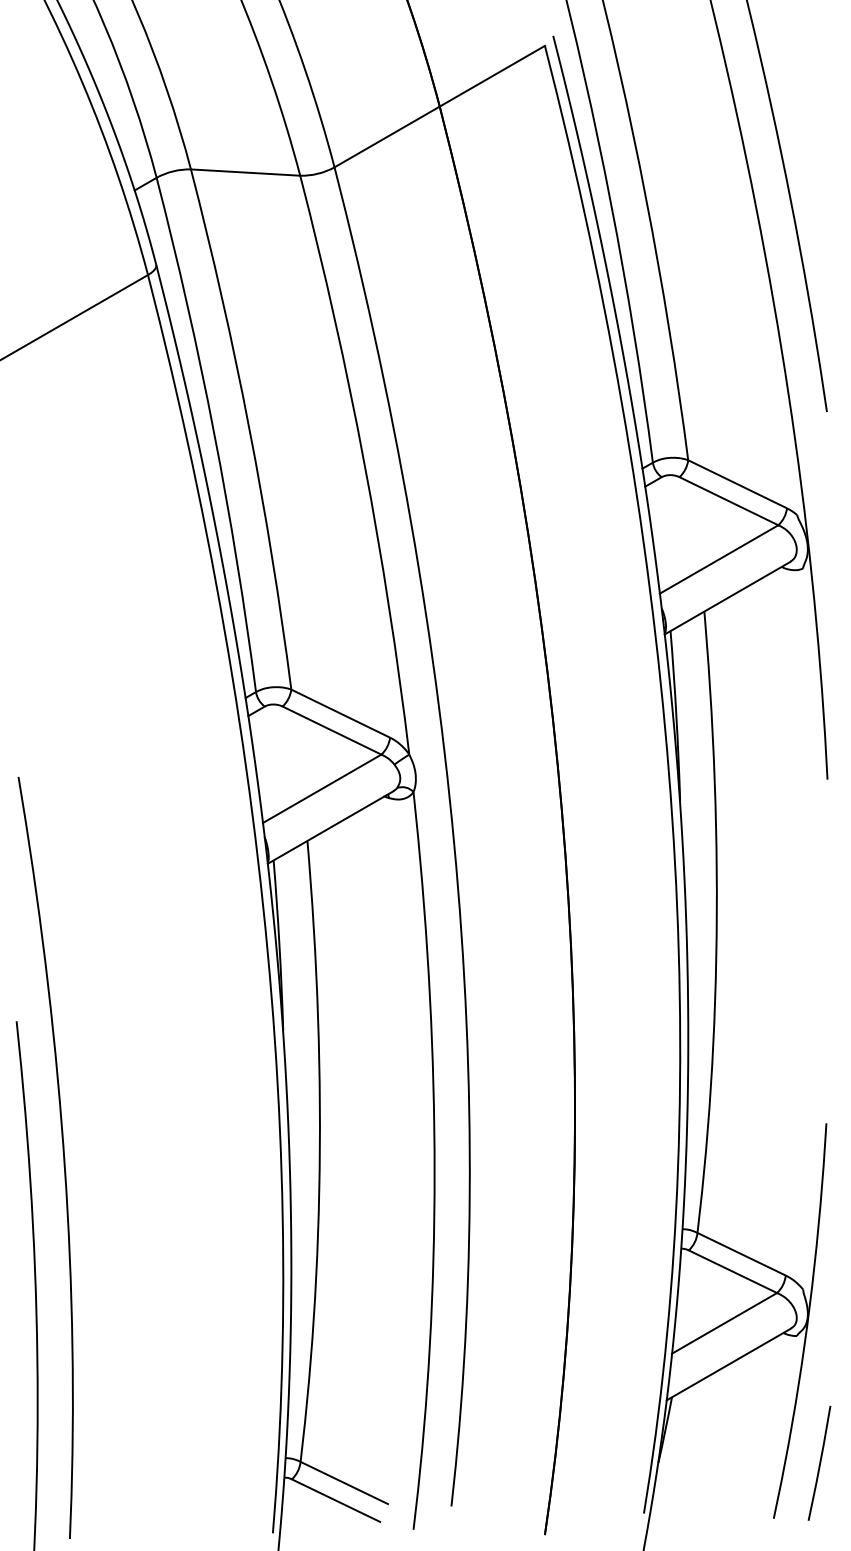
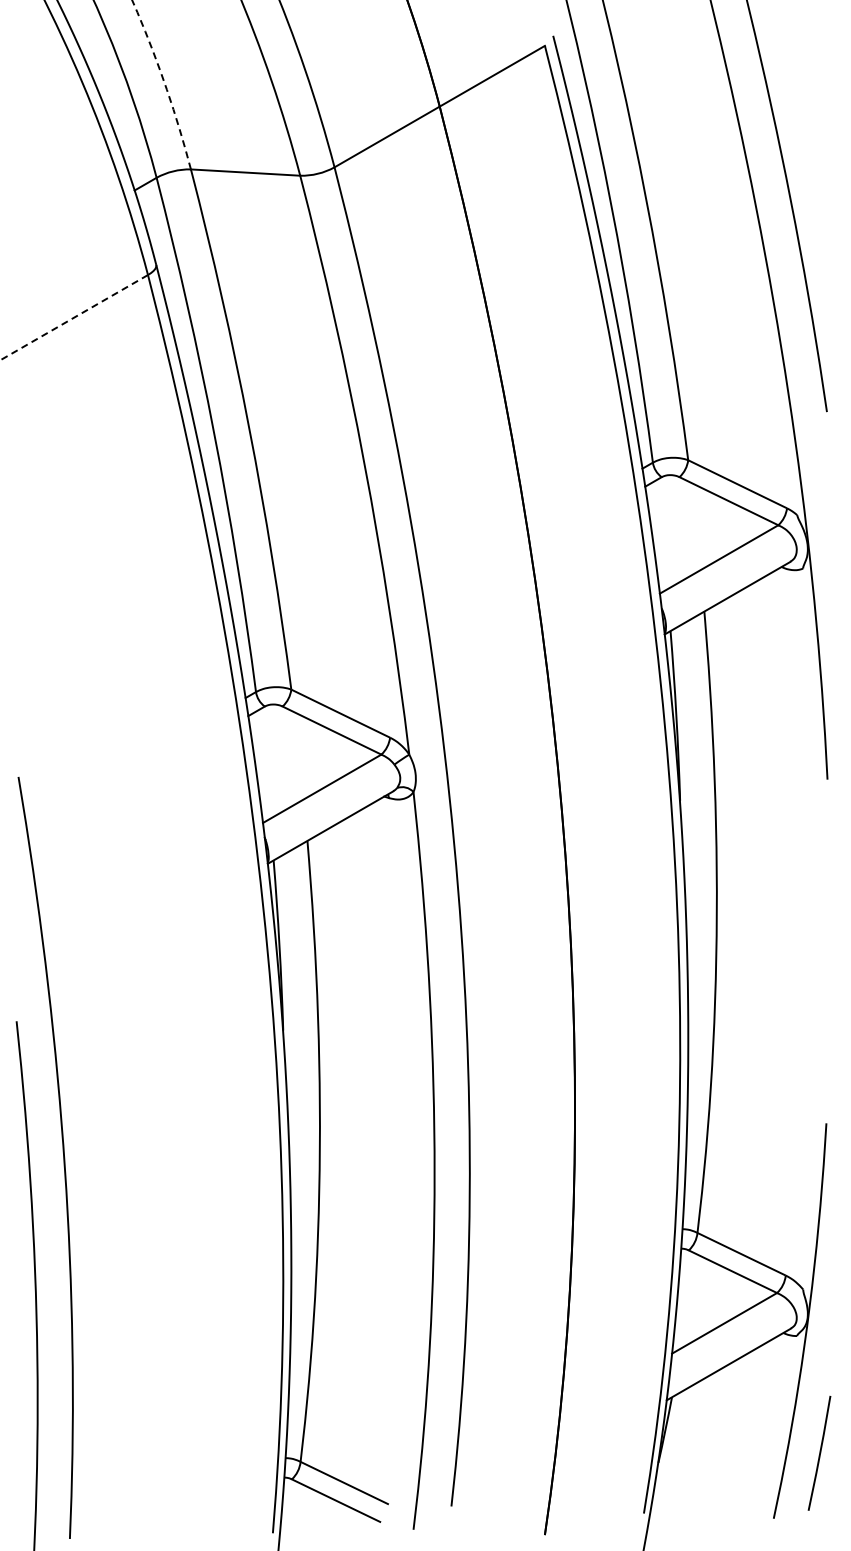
arc: solid -> dashed (164, 83)
line: solid -> dashed (74, 317)
line position: (819, 1463) -> (819, 1453) (819, 1453)
